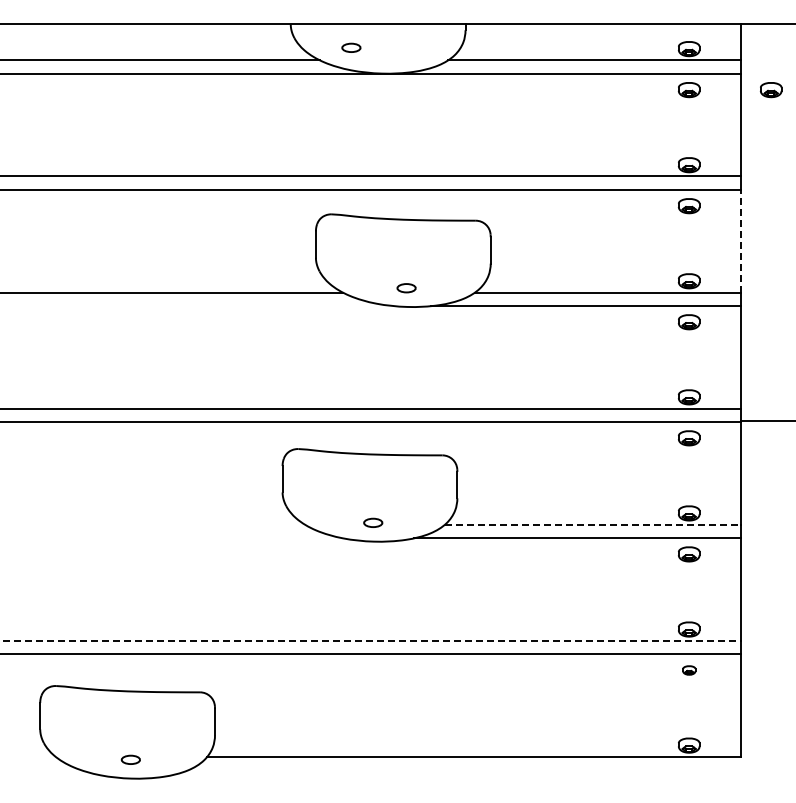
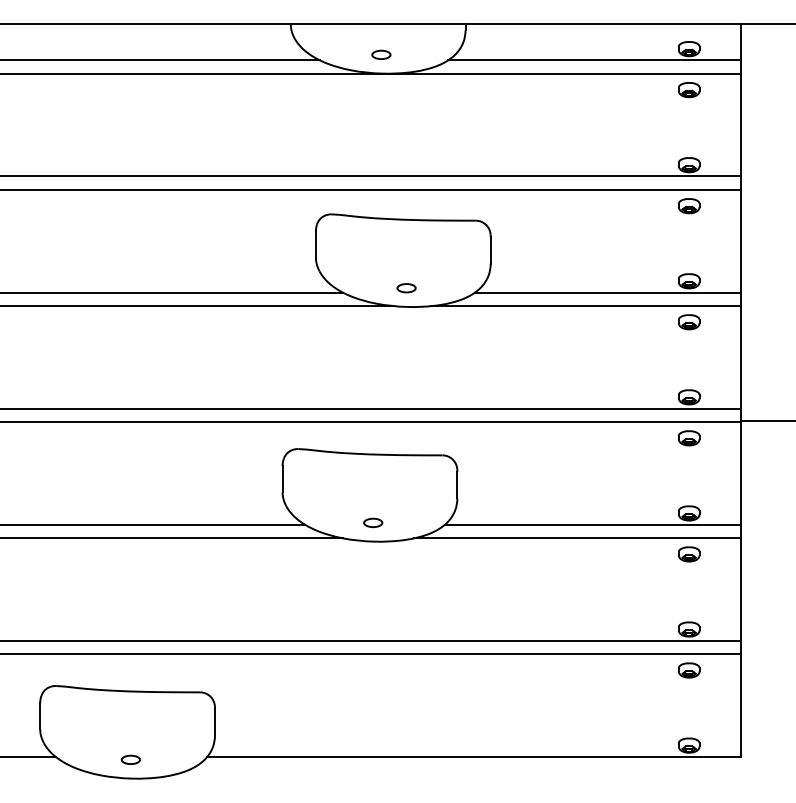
part position: (351, 47) -> (381, 54) (381, 54)
part: present -> none (771, 90)
line: dashed -> solid (741, 240)
line: none -> present (198, 306)
line: none -> present (153, 524)
line: dashed -> solid (593, 524)
line: none -> present (172, 538)
line: dashed -> solid (371, 640)
part size: 15x11 px -> 23x17 px (689, 670)
line: none -> present (28, 756)
